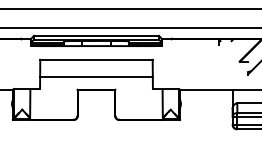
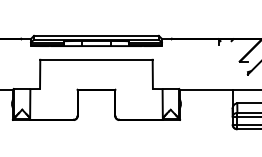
line: present -> none (130, 8)
line: present -> none (130, 27)
line: present -> none (96, 76)
